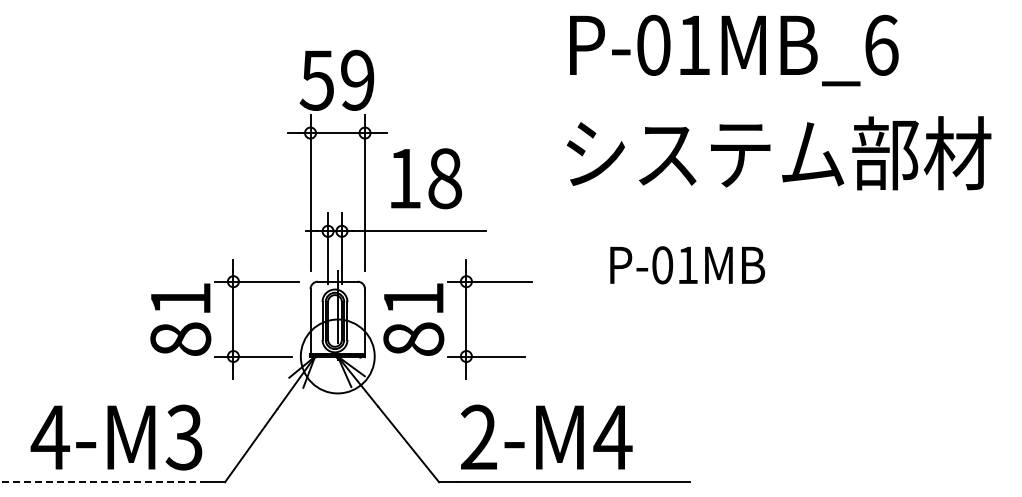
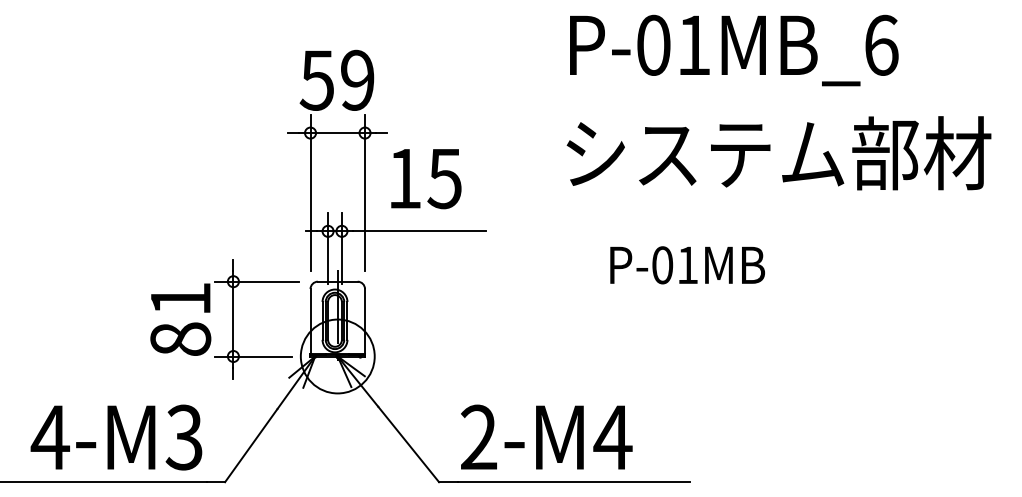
text: 18 -> 15 (444, 178)
part: present -> none (465, 319)
line: dashed -> solid (102, 482)
